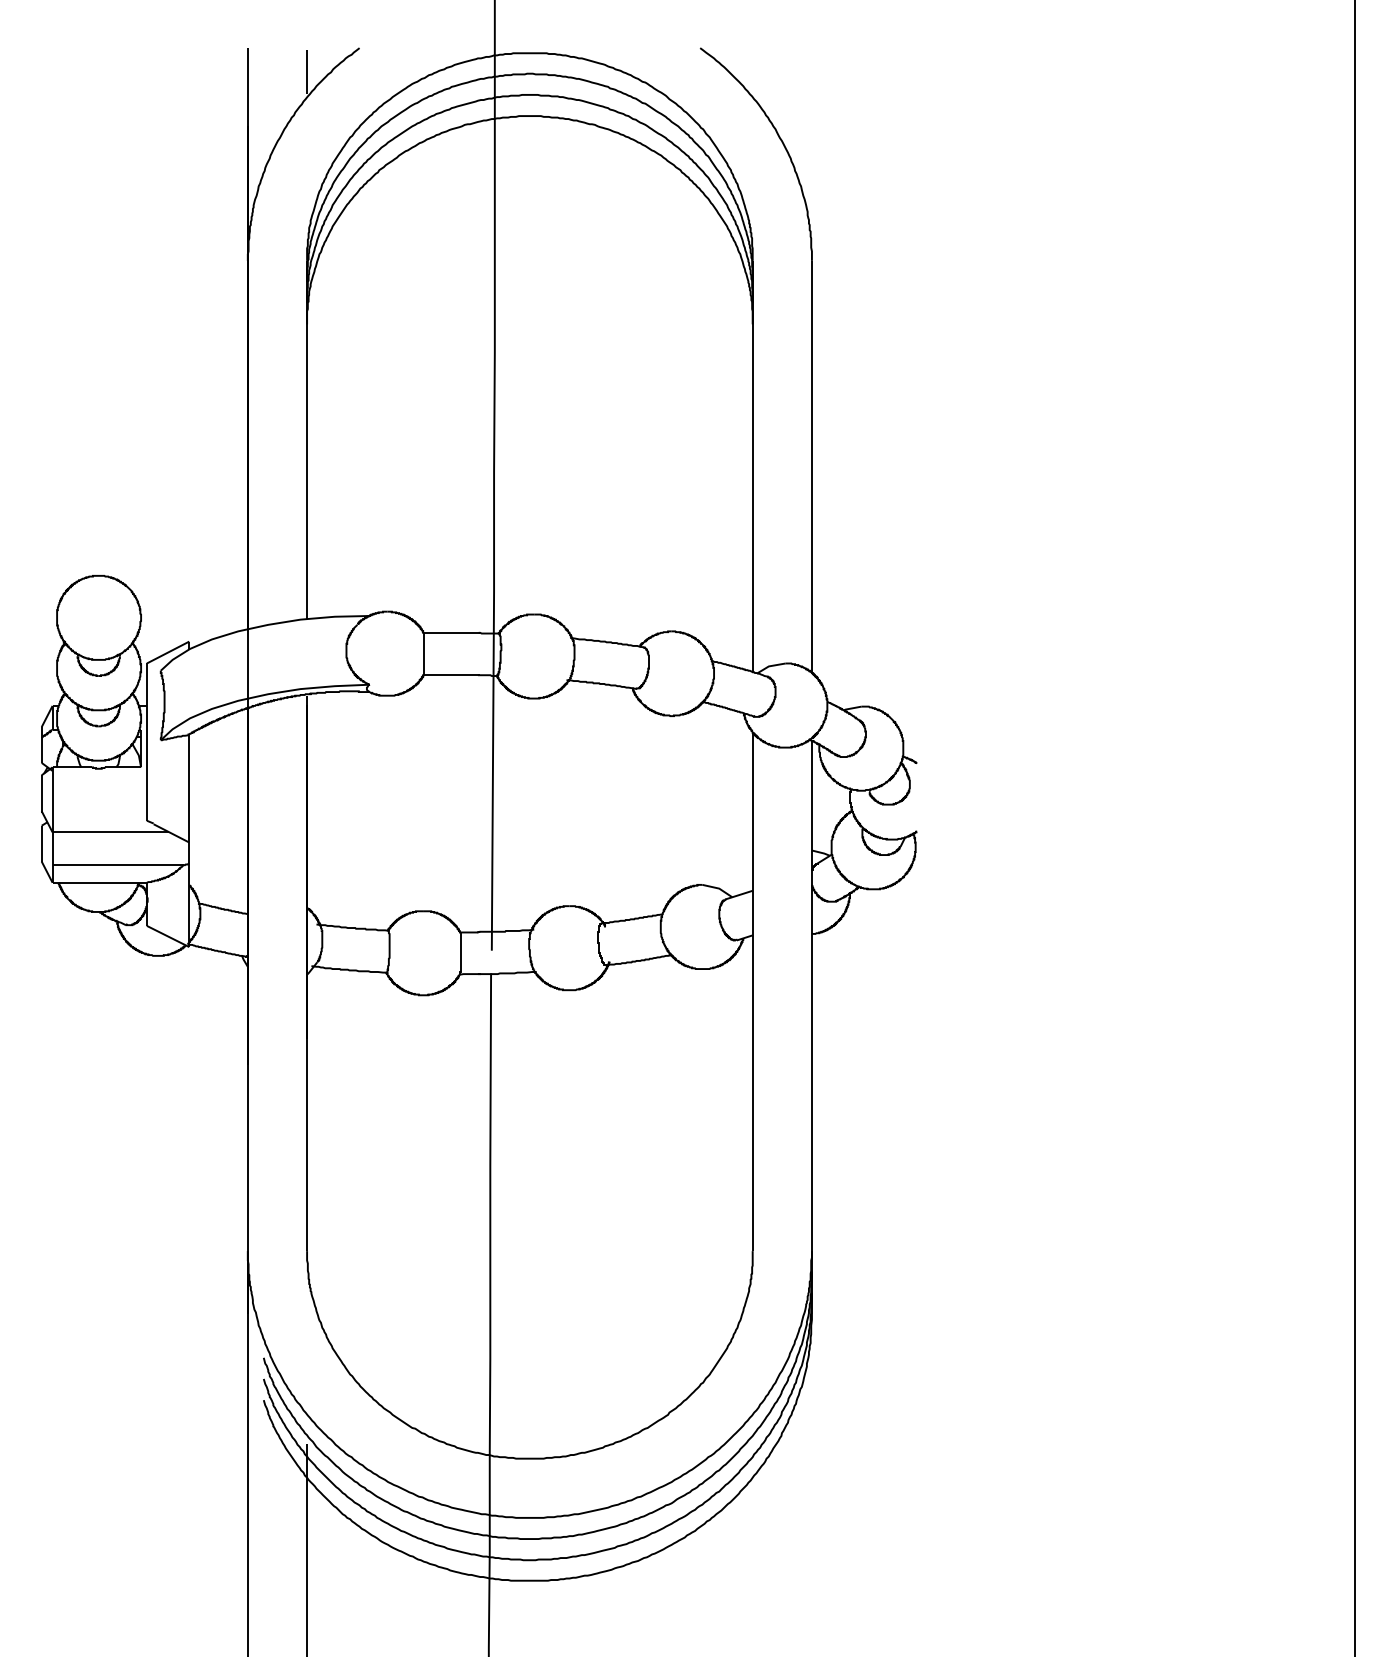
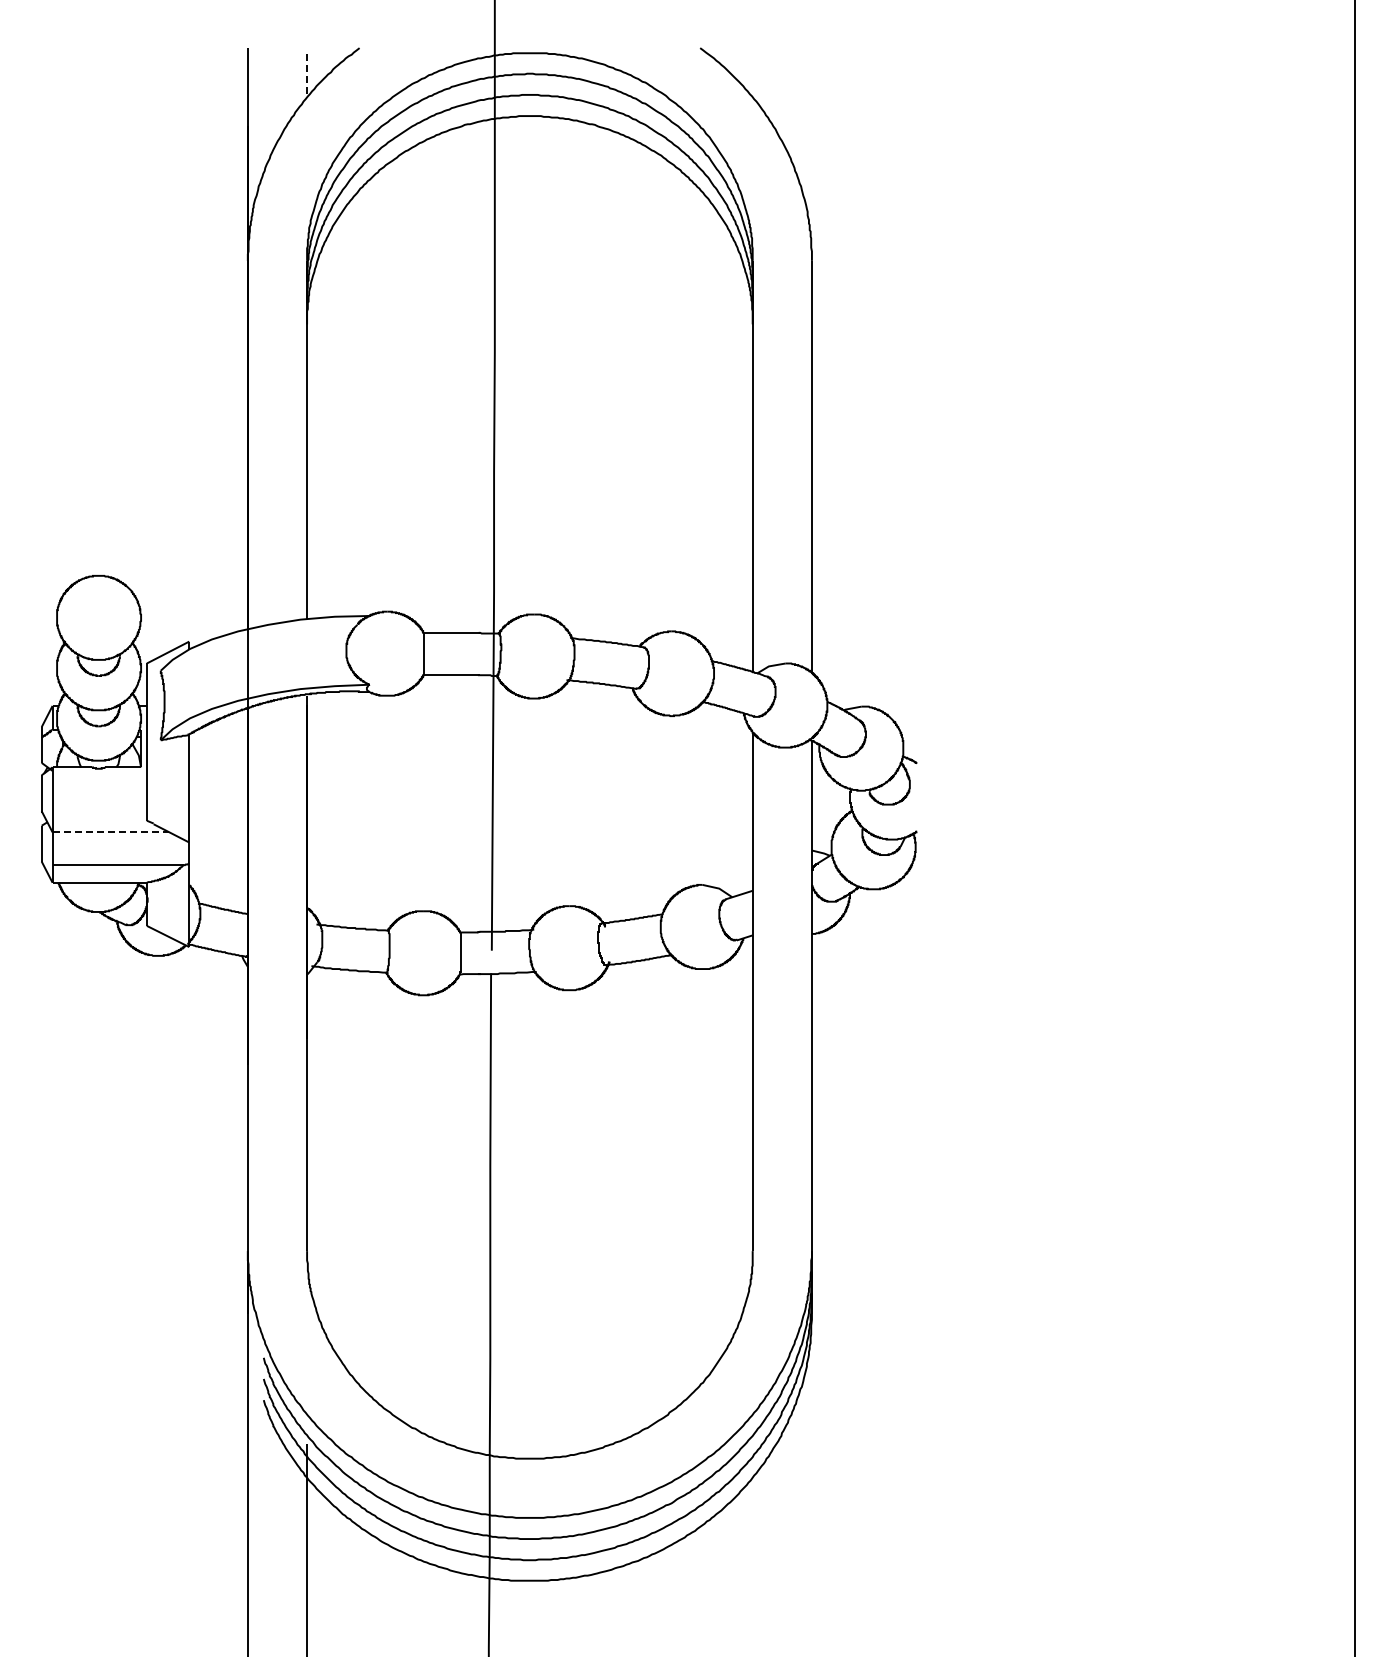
line: solid -> dashed (307, 72)
line: solid -> dashed (111, 832)
